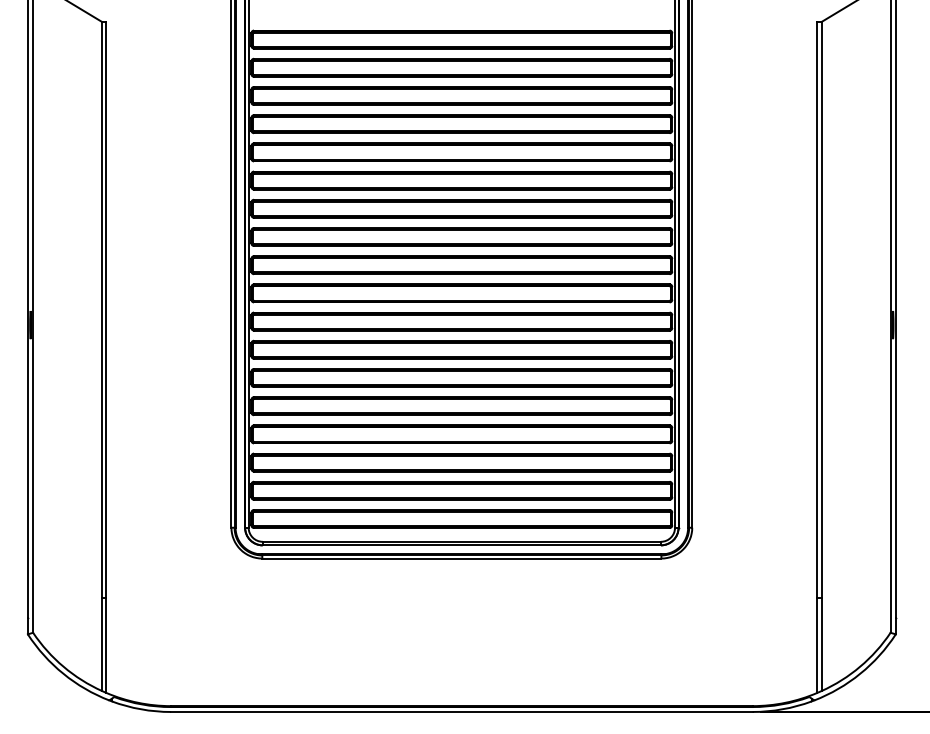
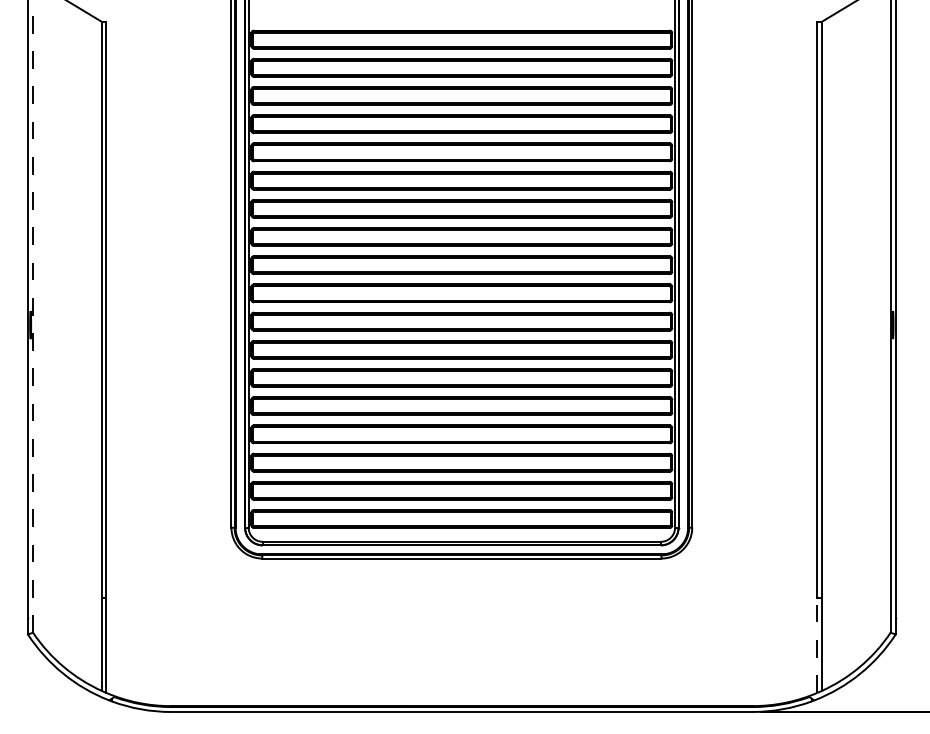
line: solid -> dashed (33, 316)
line: solid -> dashed (817, 645)
